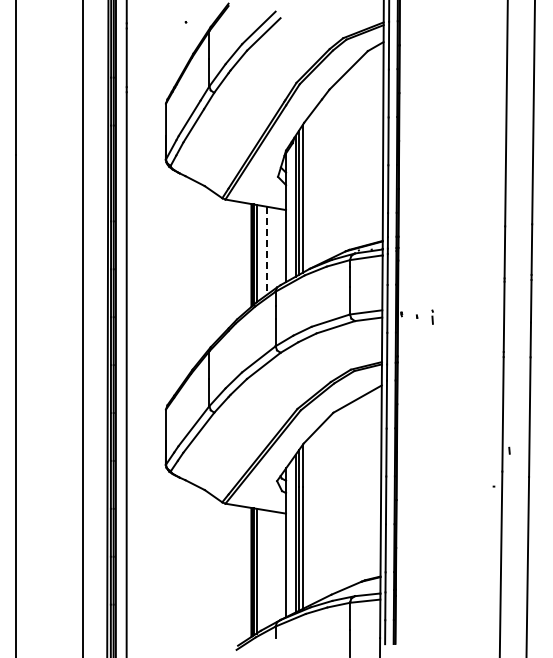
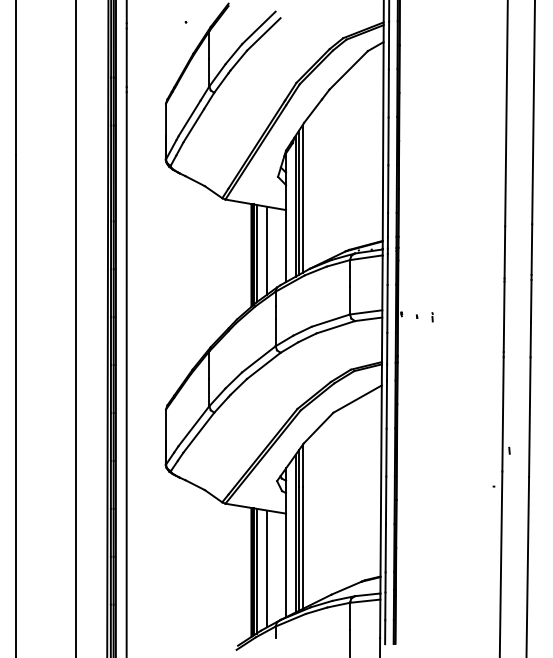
line: dashed -> solid (267, 250)
part size: 3x16 px -> 3x11 px (432, 317)
line position: (83, 328) -> (76, 328) (76, 328)
line: none -> present (267, 568)
